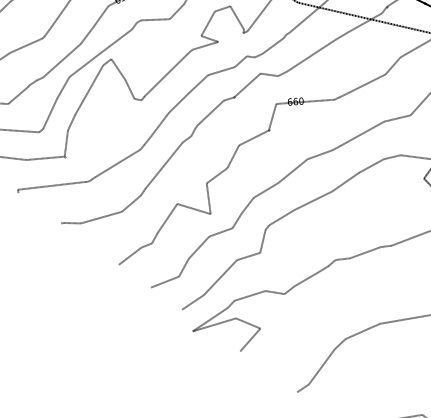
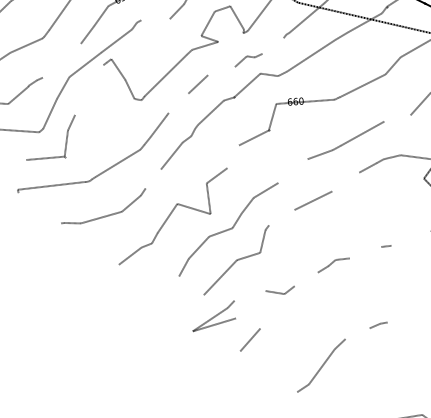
line: present -> none (155, 19)
line: present -> none (272, 45)
line: present -> none (61, 60)
line: present -> none (221, 71)
line: present -> none (89, 90)
line: present -> none (178, 103)
line: present -> none (397, 118)
line: present -> none (233, 156)
line: present -> none (14, 158)
line: present -> none (292, 171)
line: present -> none (153, 178)
line: present -> none (345, 181)
line: present -> none (281, 217)
line: present -> none (409, 238)
line: present -> none (365, 252)
line: present -> none (305, 279)
line: present -> none (164, 281)
line: present -> none (249, 295)
line: present -> none (192, 302)
line: present -> none (407, 318)
line: present -> none (248, 323)
line: present -> none (357, 333)
